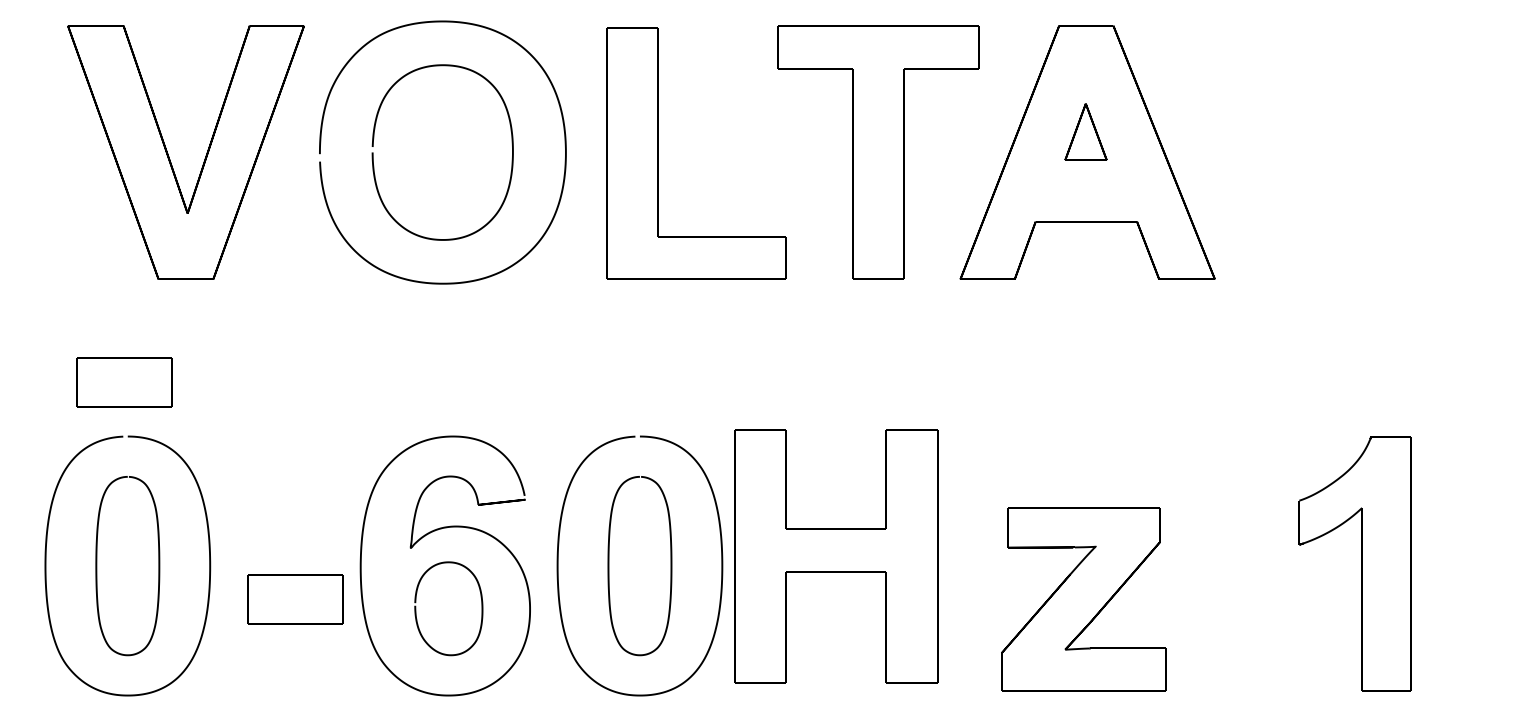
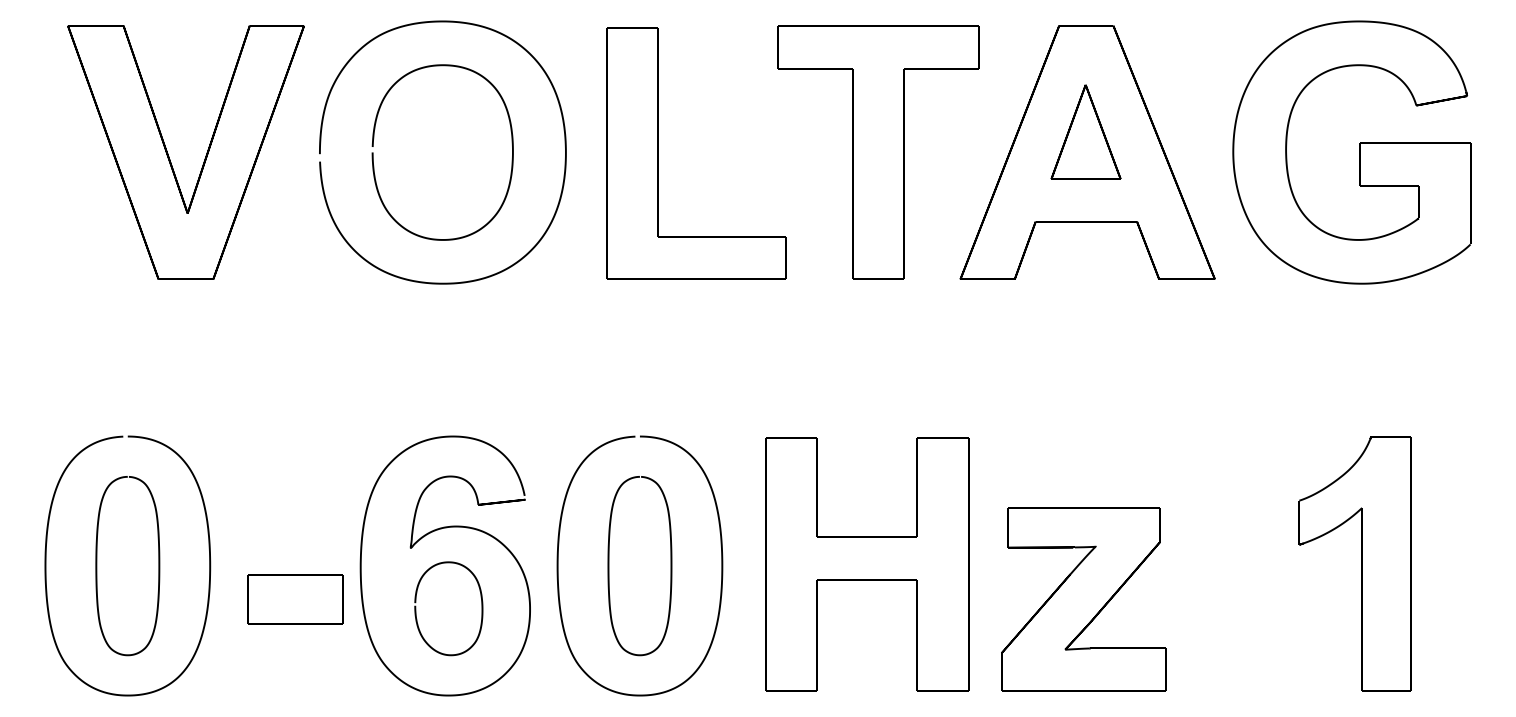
part size: 44x58 px -> 72x96 px (1085, 131)
part: none -> present (1359, 152)
part: present -> none (124, 382)
part position: (836, 556) -> (867, 564) (867, 564)
